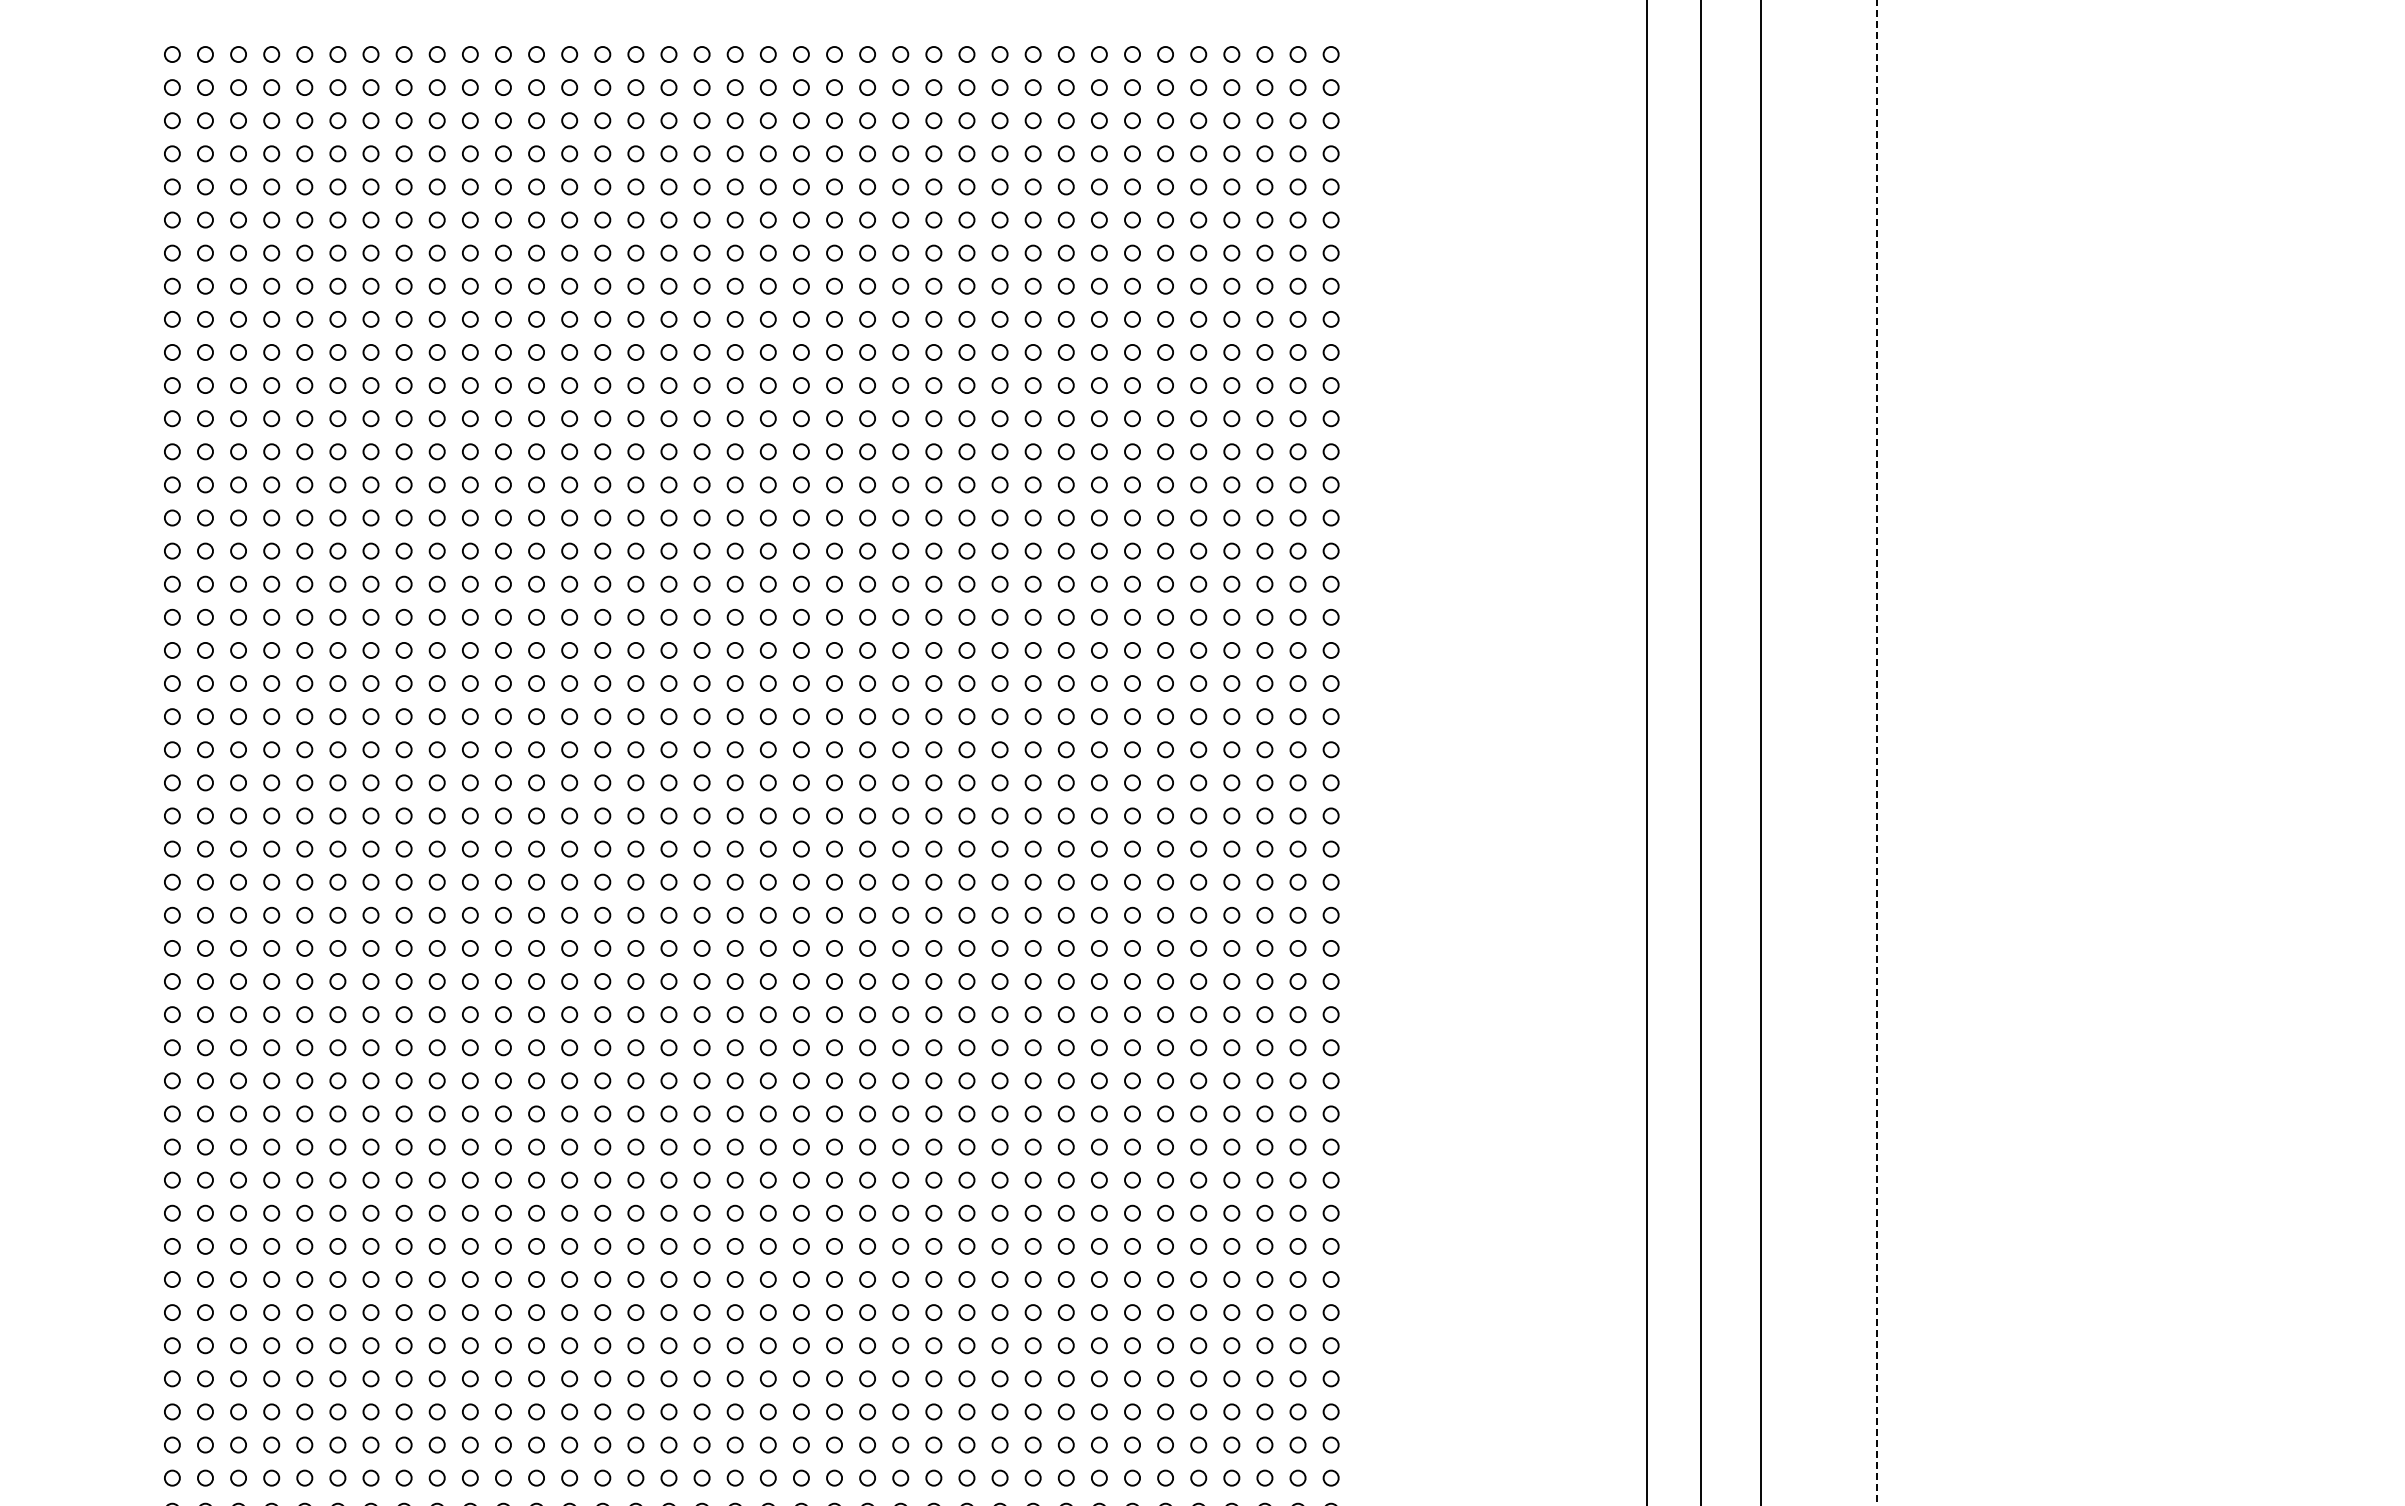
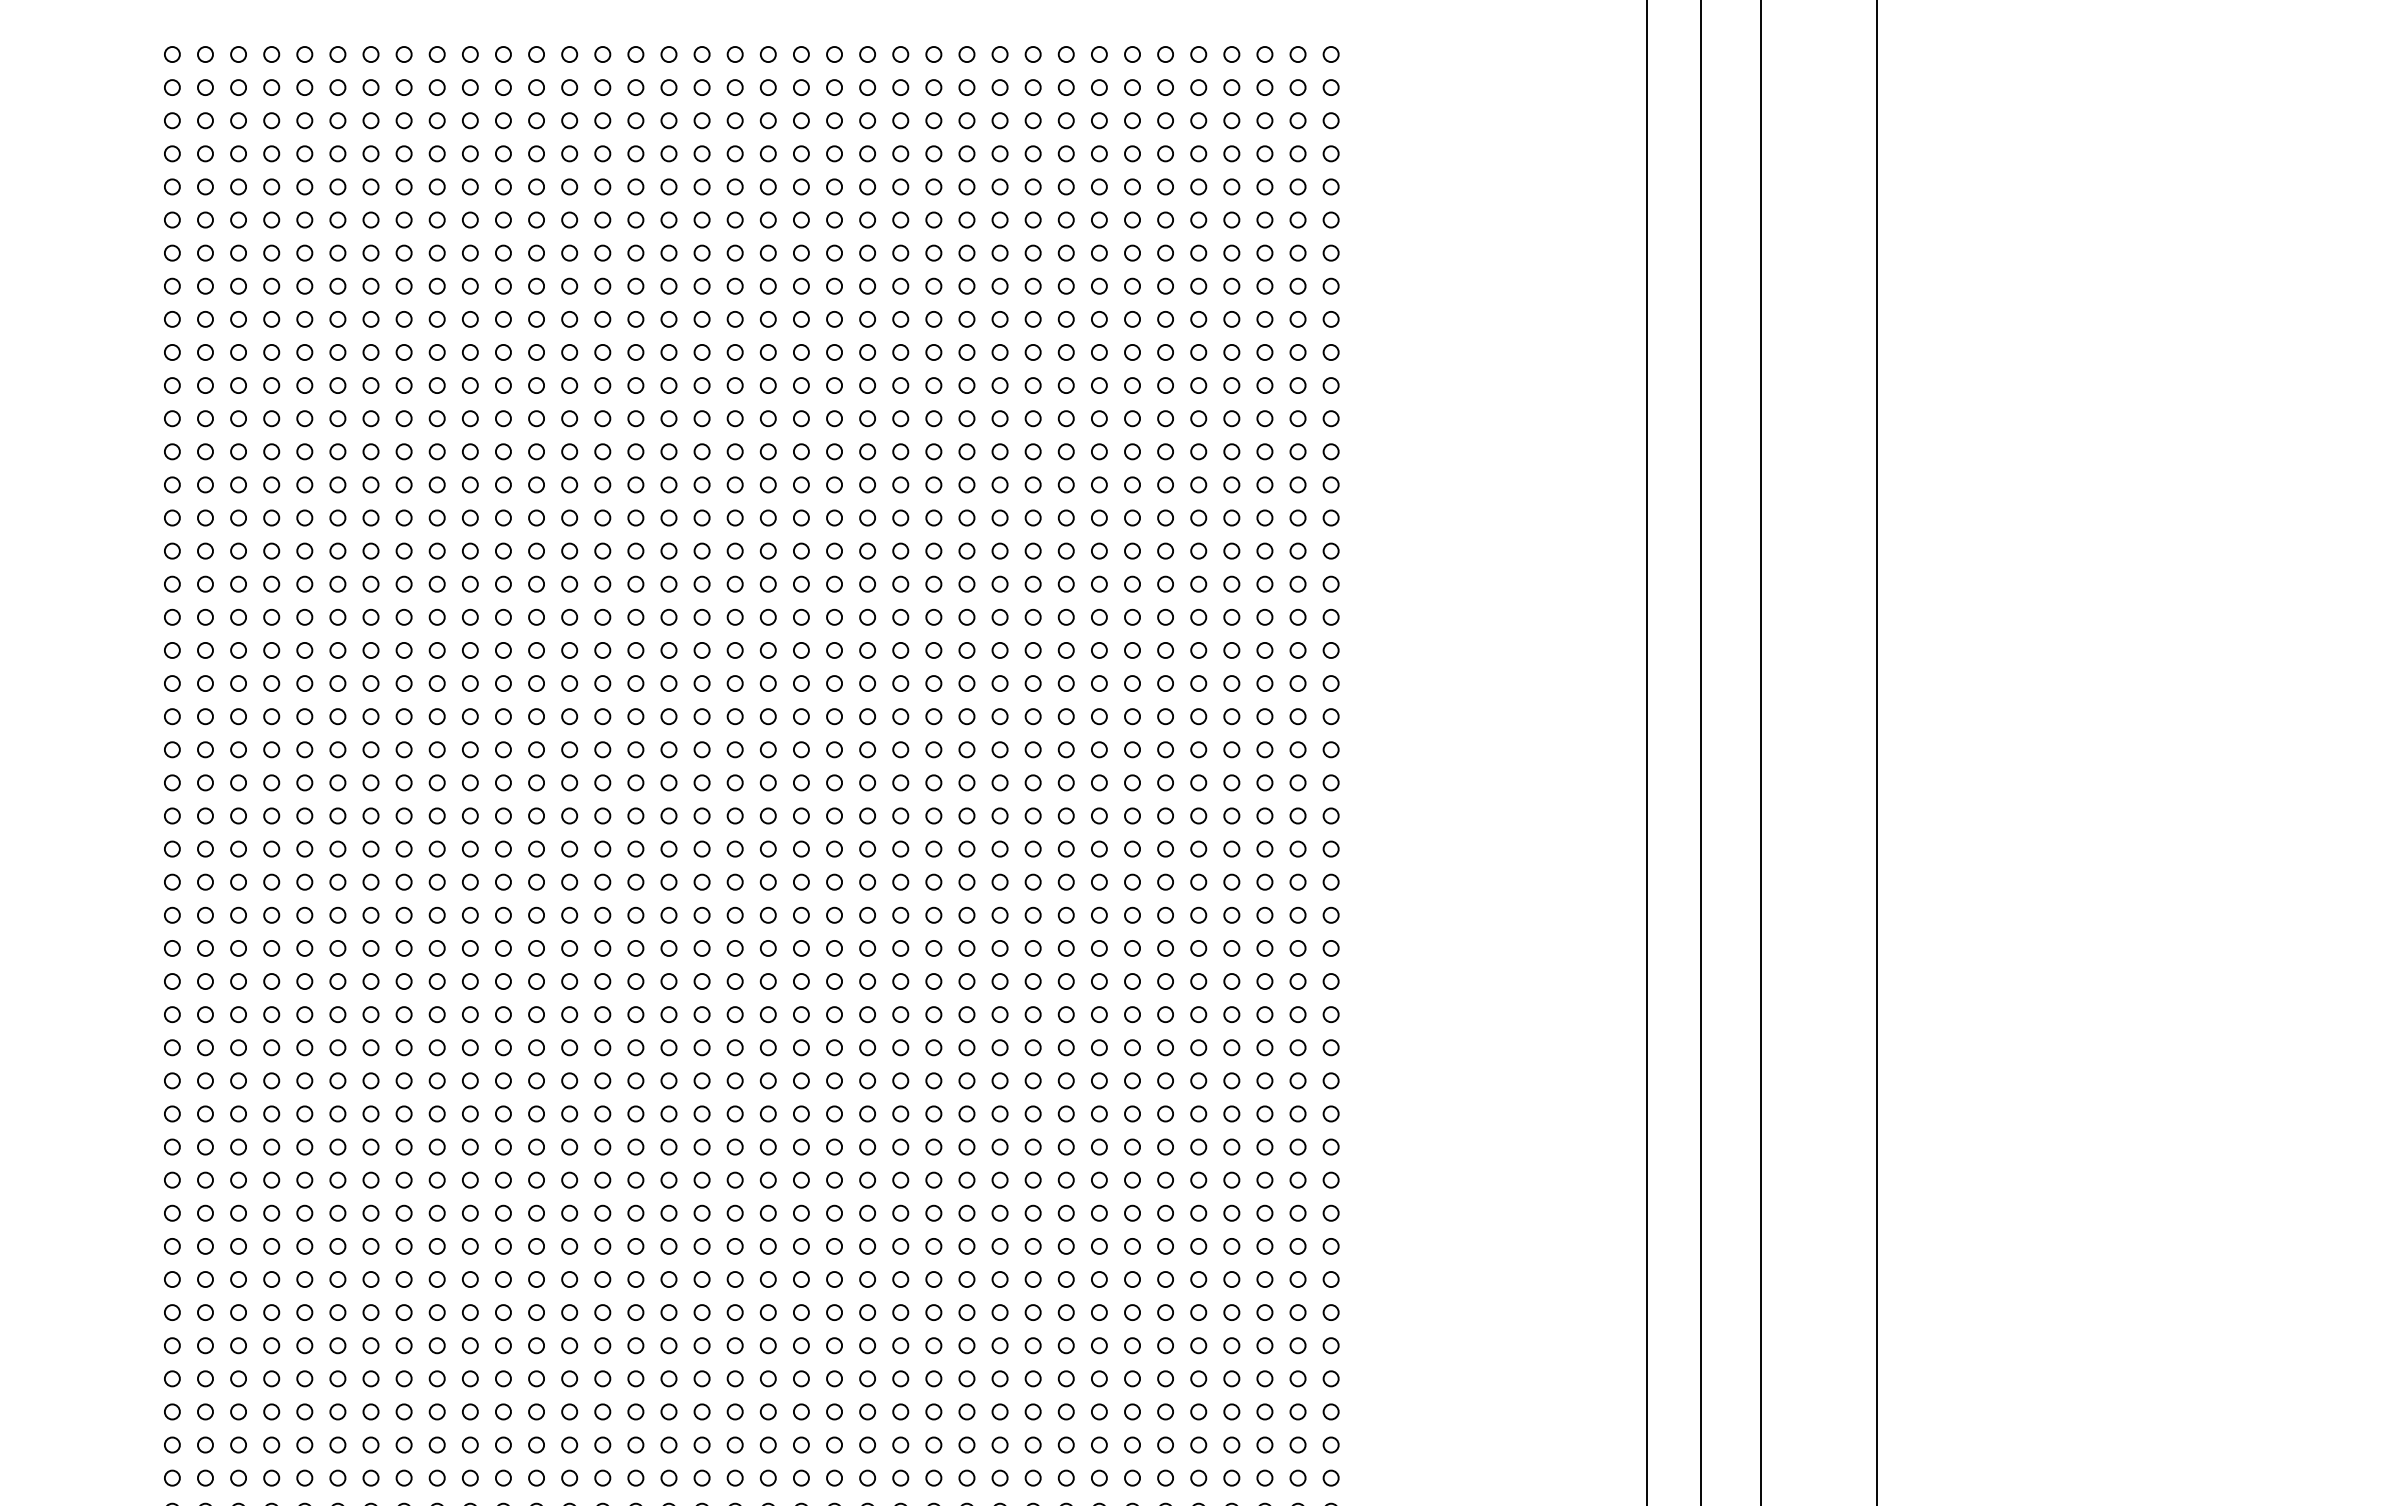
line: dashed -> solid (1877, 751)
